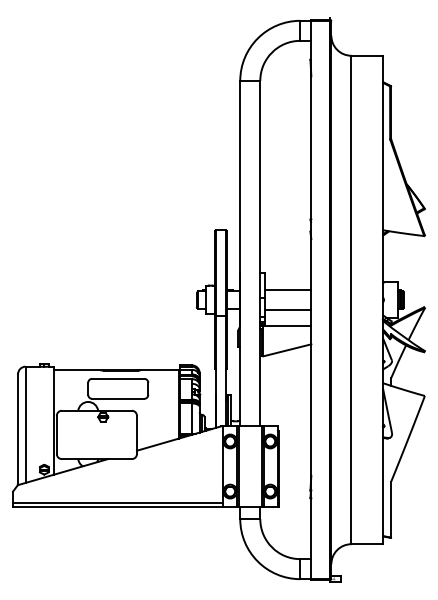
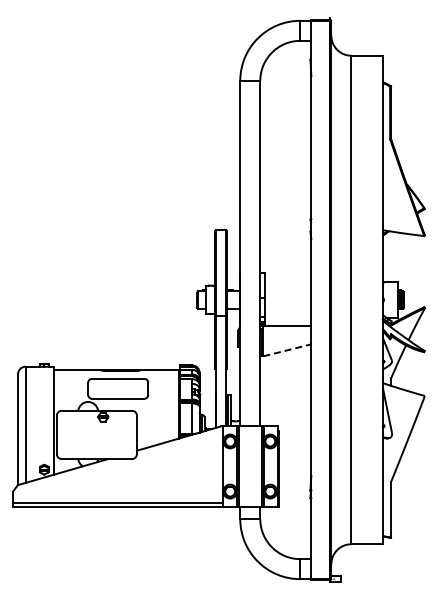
line: present -> none (287, 289)
line: present -> none (287, 310)
line: solid -> dashed (287, 350)
